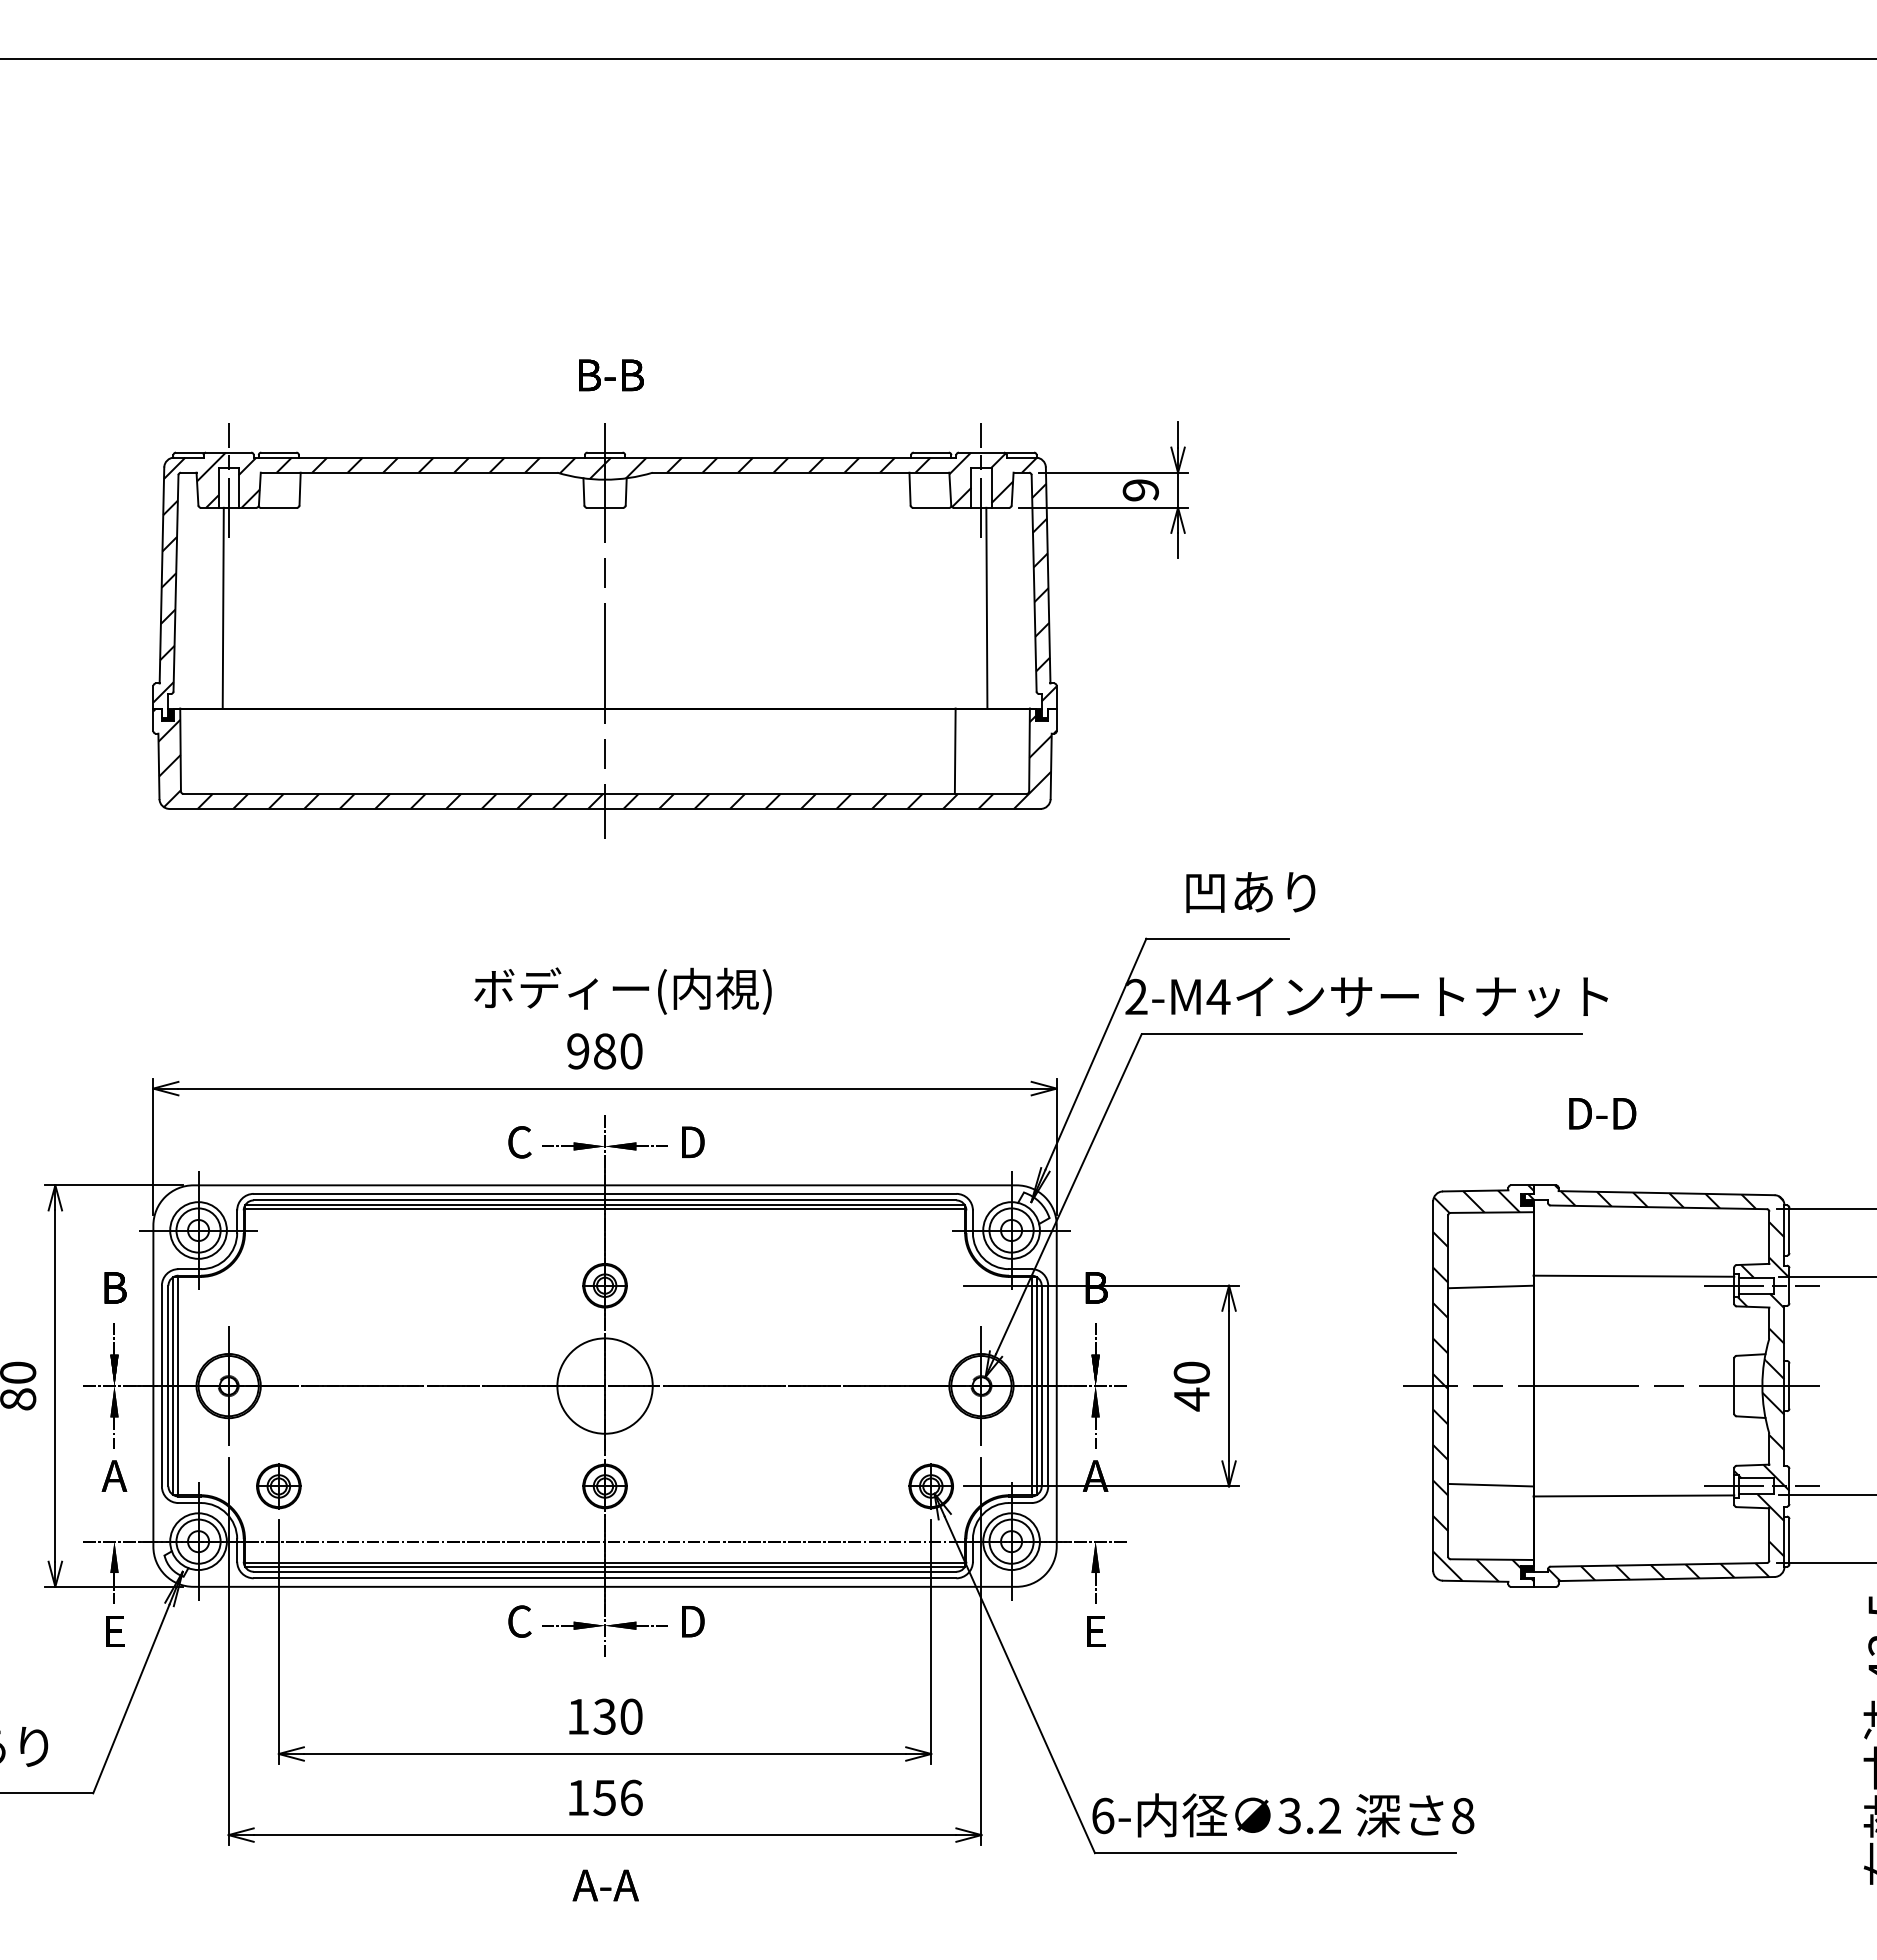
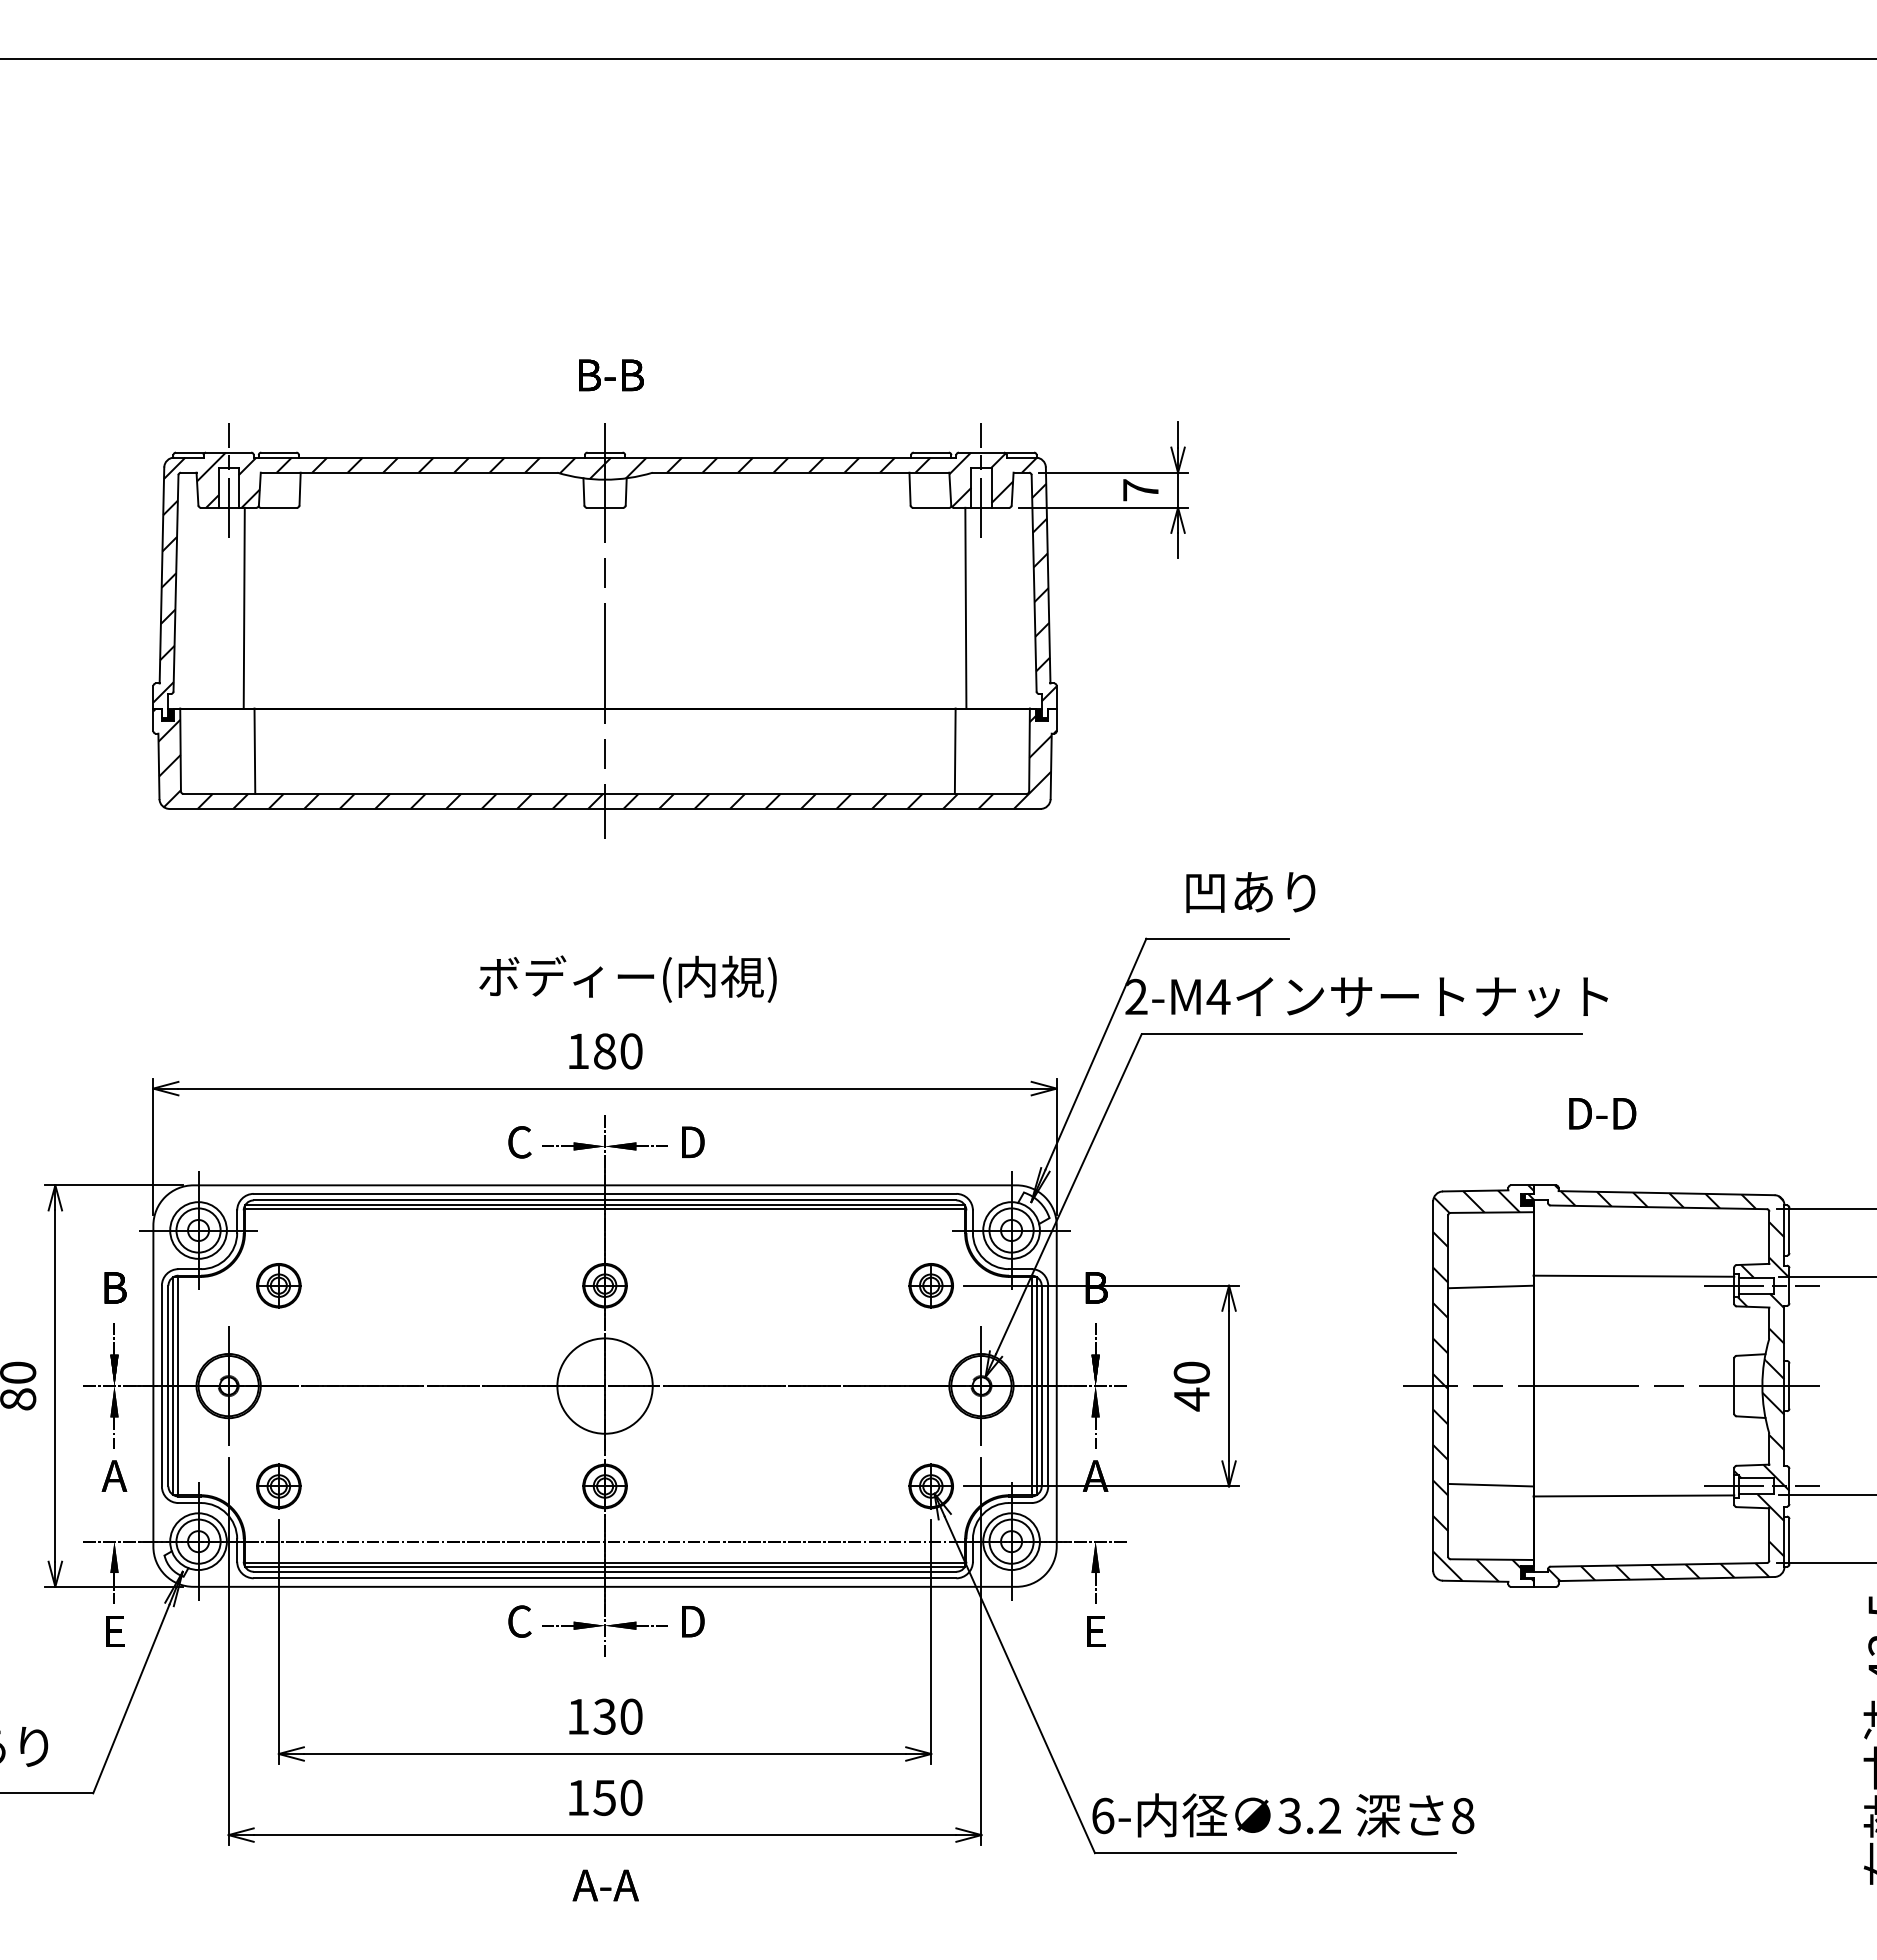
text: 9 -> 7 (1140, 490)
line position: (222, 607) -> (243, 607) (243, 607)
line position: (986, 607) -> (965, 607) (965, 607)
line: none -> present (254, 750)
text position: (622, 990) -> (627, 978) (627, 978)
text: 980 -> 180 (578, 1051)
part: none -> present (278, 1285)
part: none -> present (930, 1285)
text: 156 -> 150 (631, 1797)
